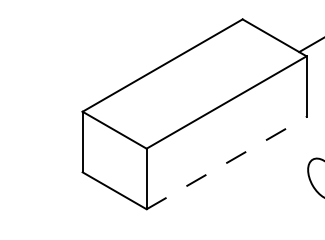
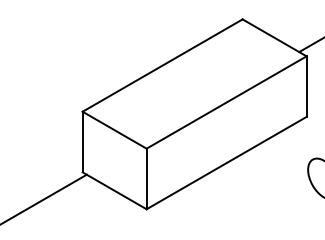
line: dashed -> solid (227, 162)
line: none -> present (44, 198)
